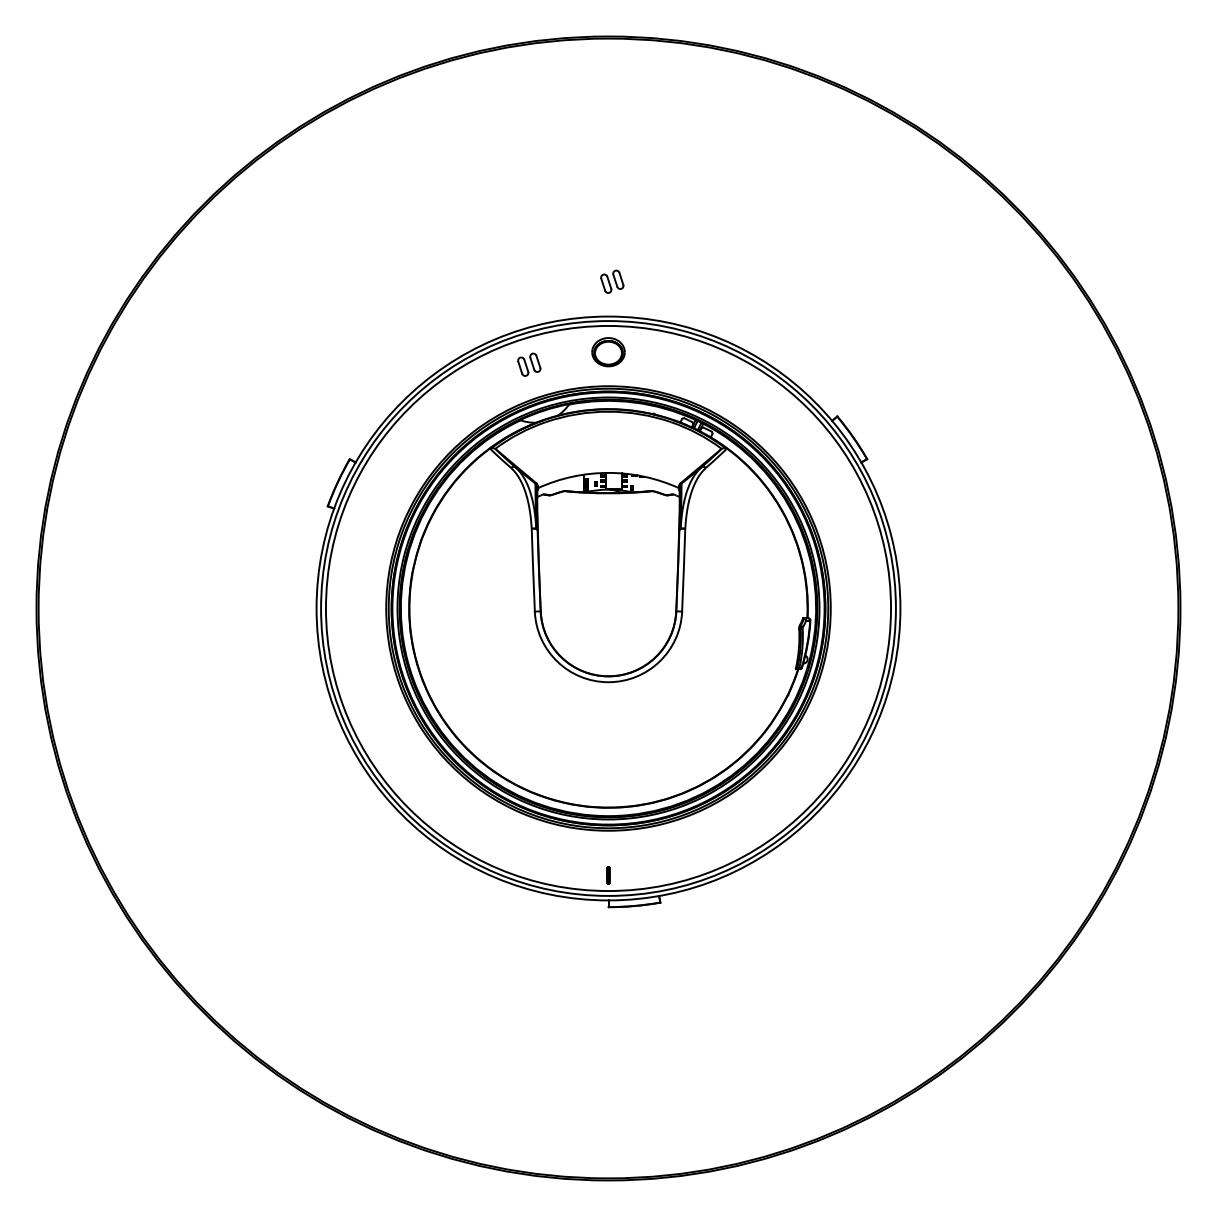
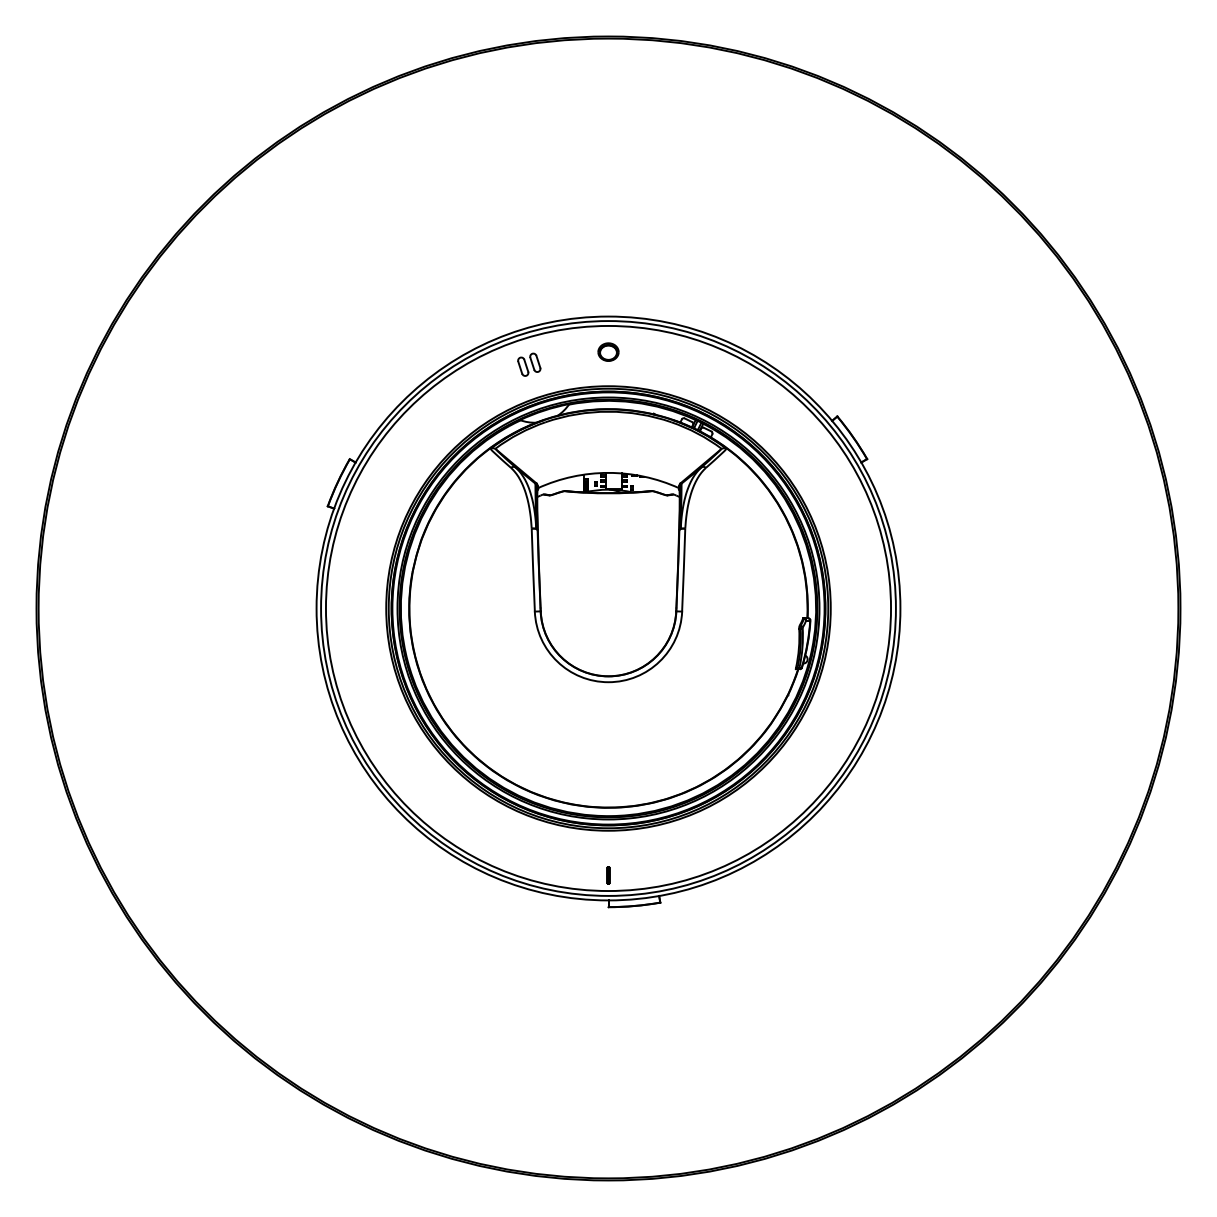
part: present -> none (612, 281)
part size: 35x31 px -> 23x20 px (608, 351)
